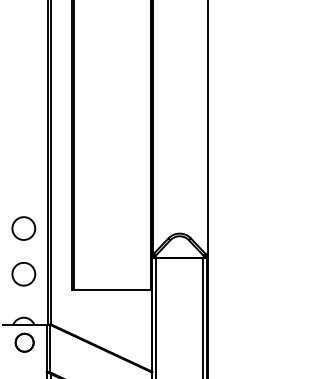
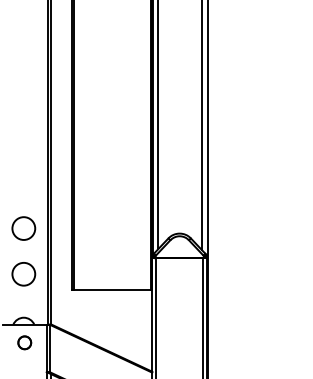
line: none -> present (158, 125)
line: none -> present (202, 126)
part size: 21x21 px -> 16x16 px (24, 342)
